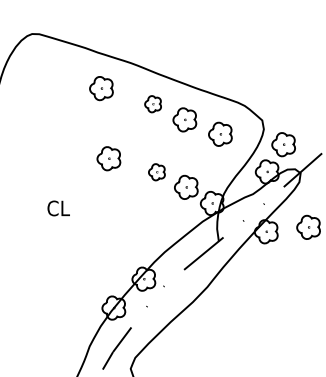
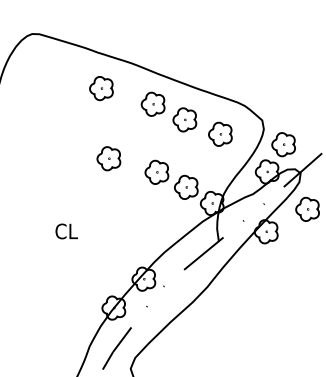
part size: 18x19 px -> 26x26 px (152, 103)
part size: 18x19 px -> 26x26 px (156, 171)
text position: (58, 208) -> (66, 231) (66, 231)
part position: (308, 226) -> (307, 208) (307, 208)
